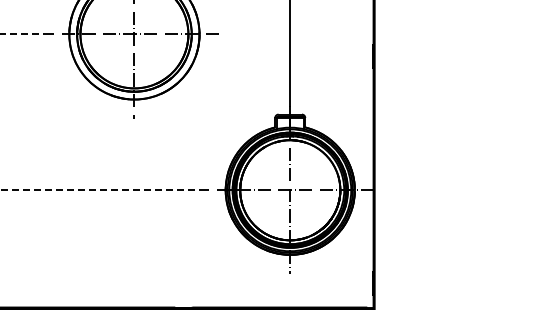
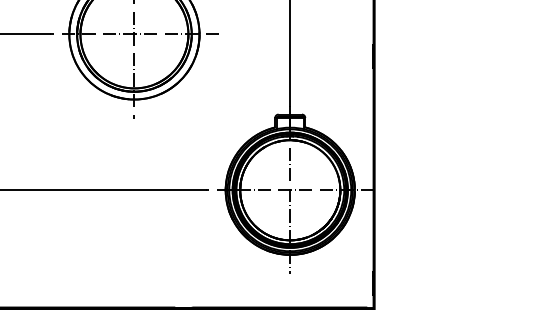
line: dashed -> solid (24, 34)
line: dashed -> solid (103, 190)
